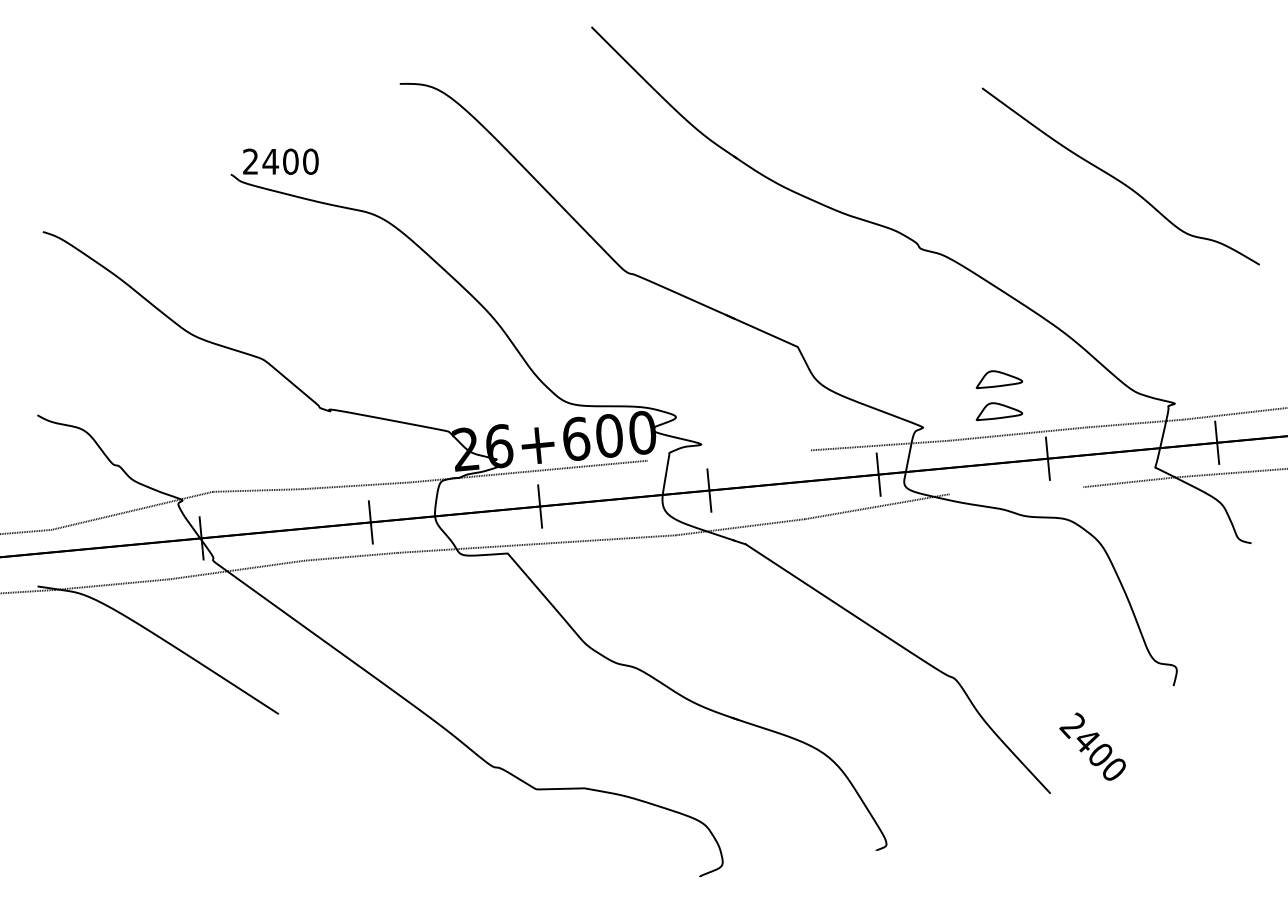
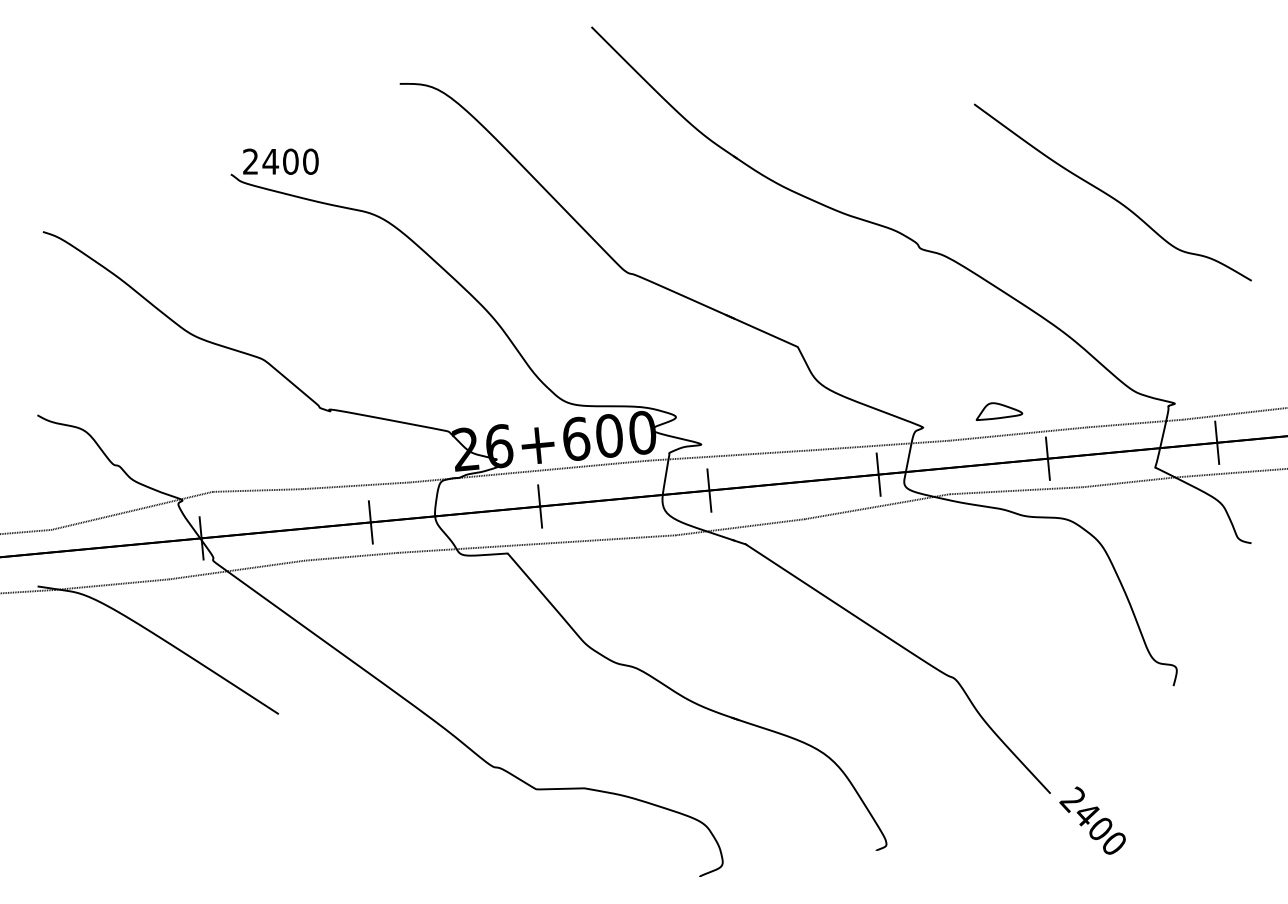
curve position: (1117, 178) -> (1109, 194) (1109, 194)
part: present -> none (999, 379)
line: none -> present (729, 455)
line: none -> present (1016, 490)
text position: (1092, 746) -> (1092, 820) (1092, 820)
